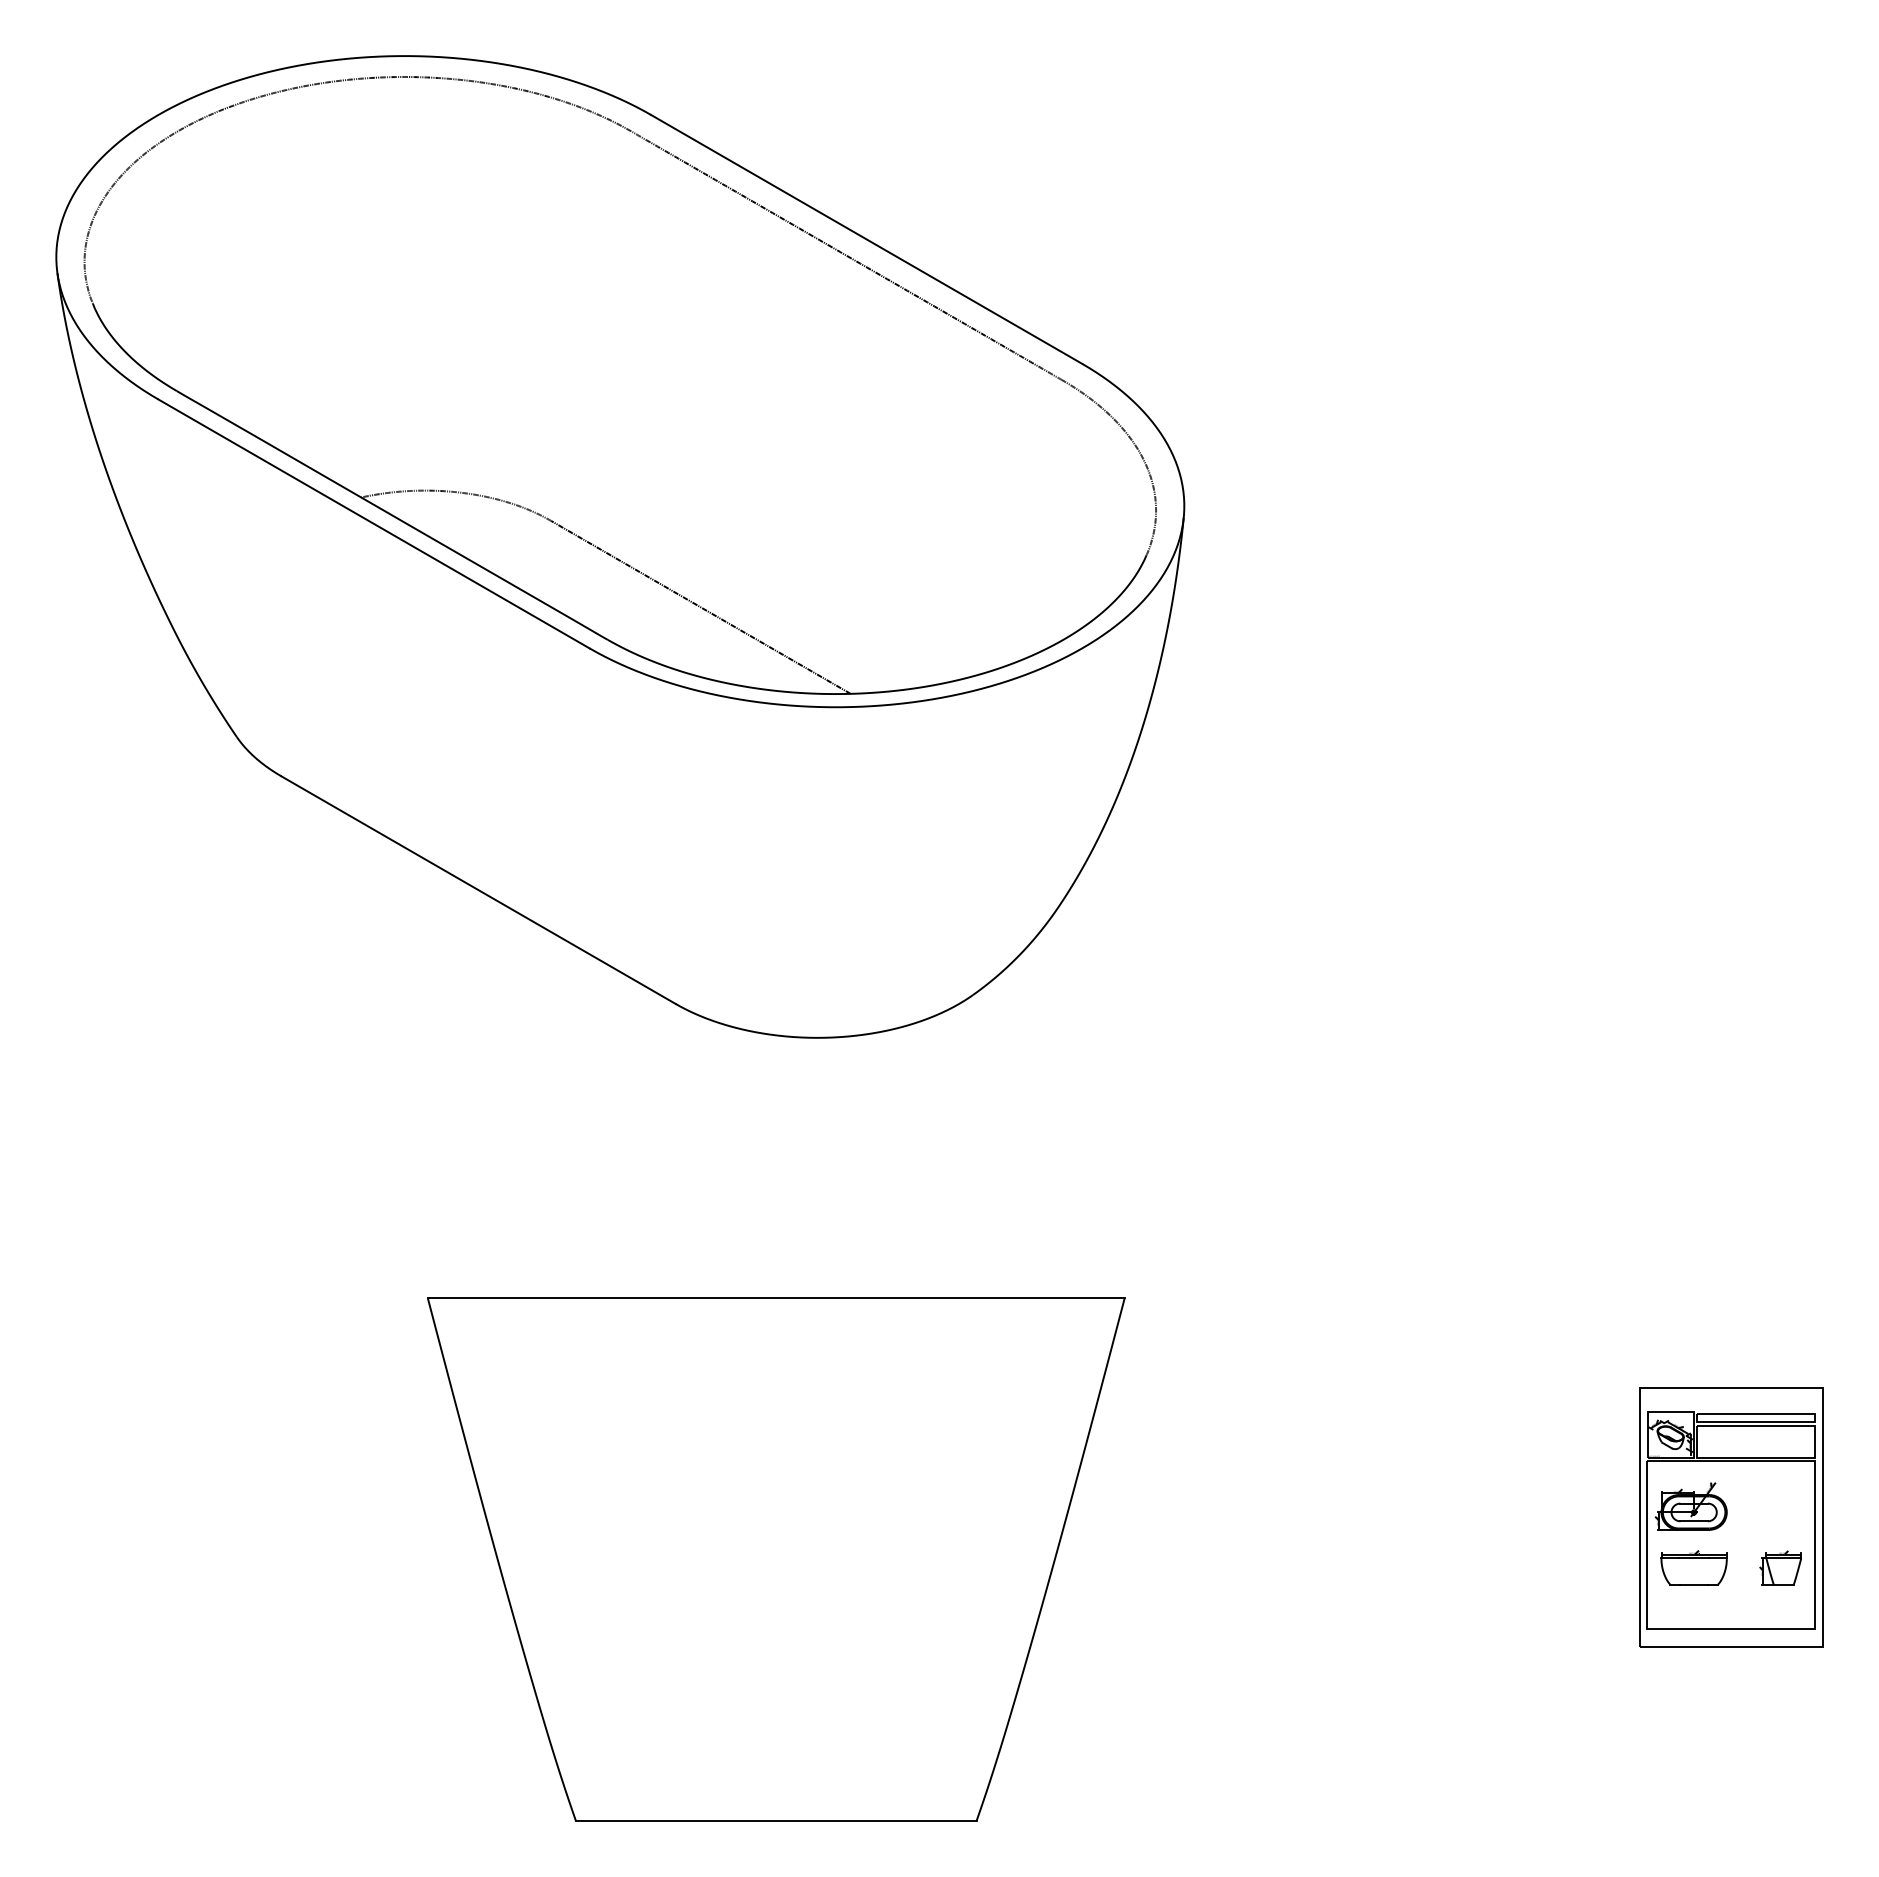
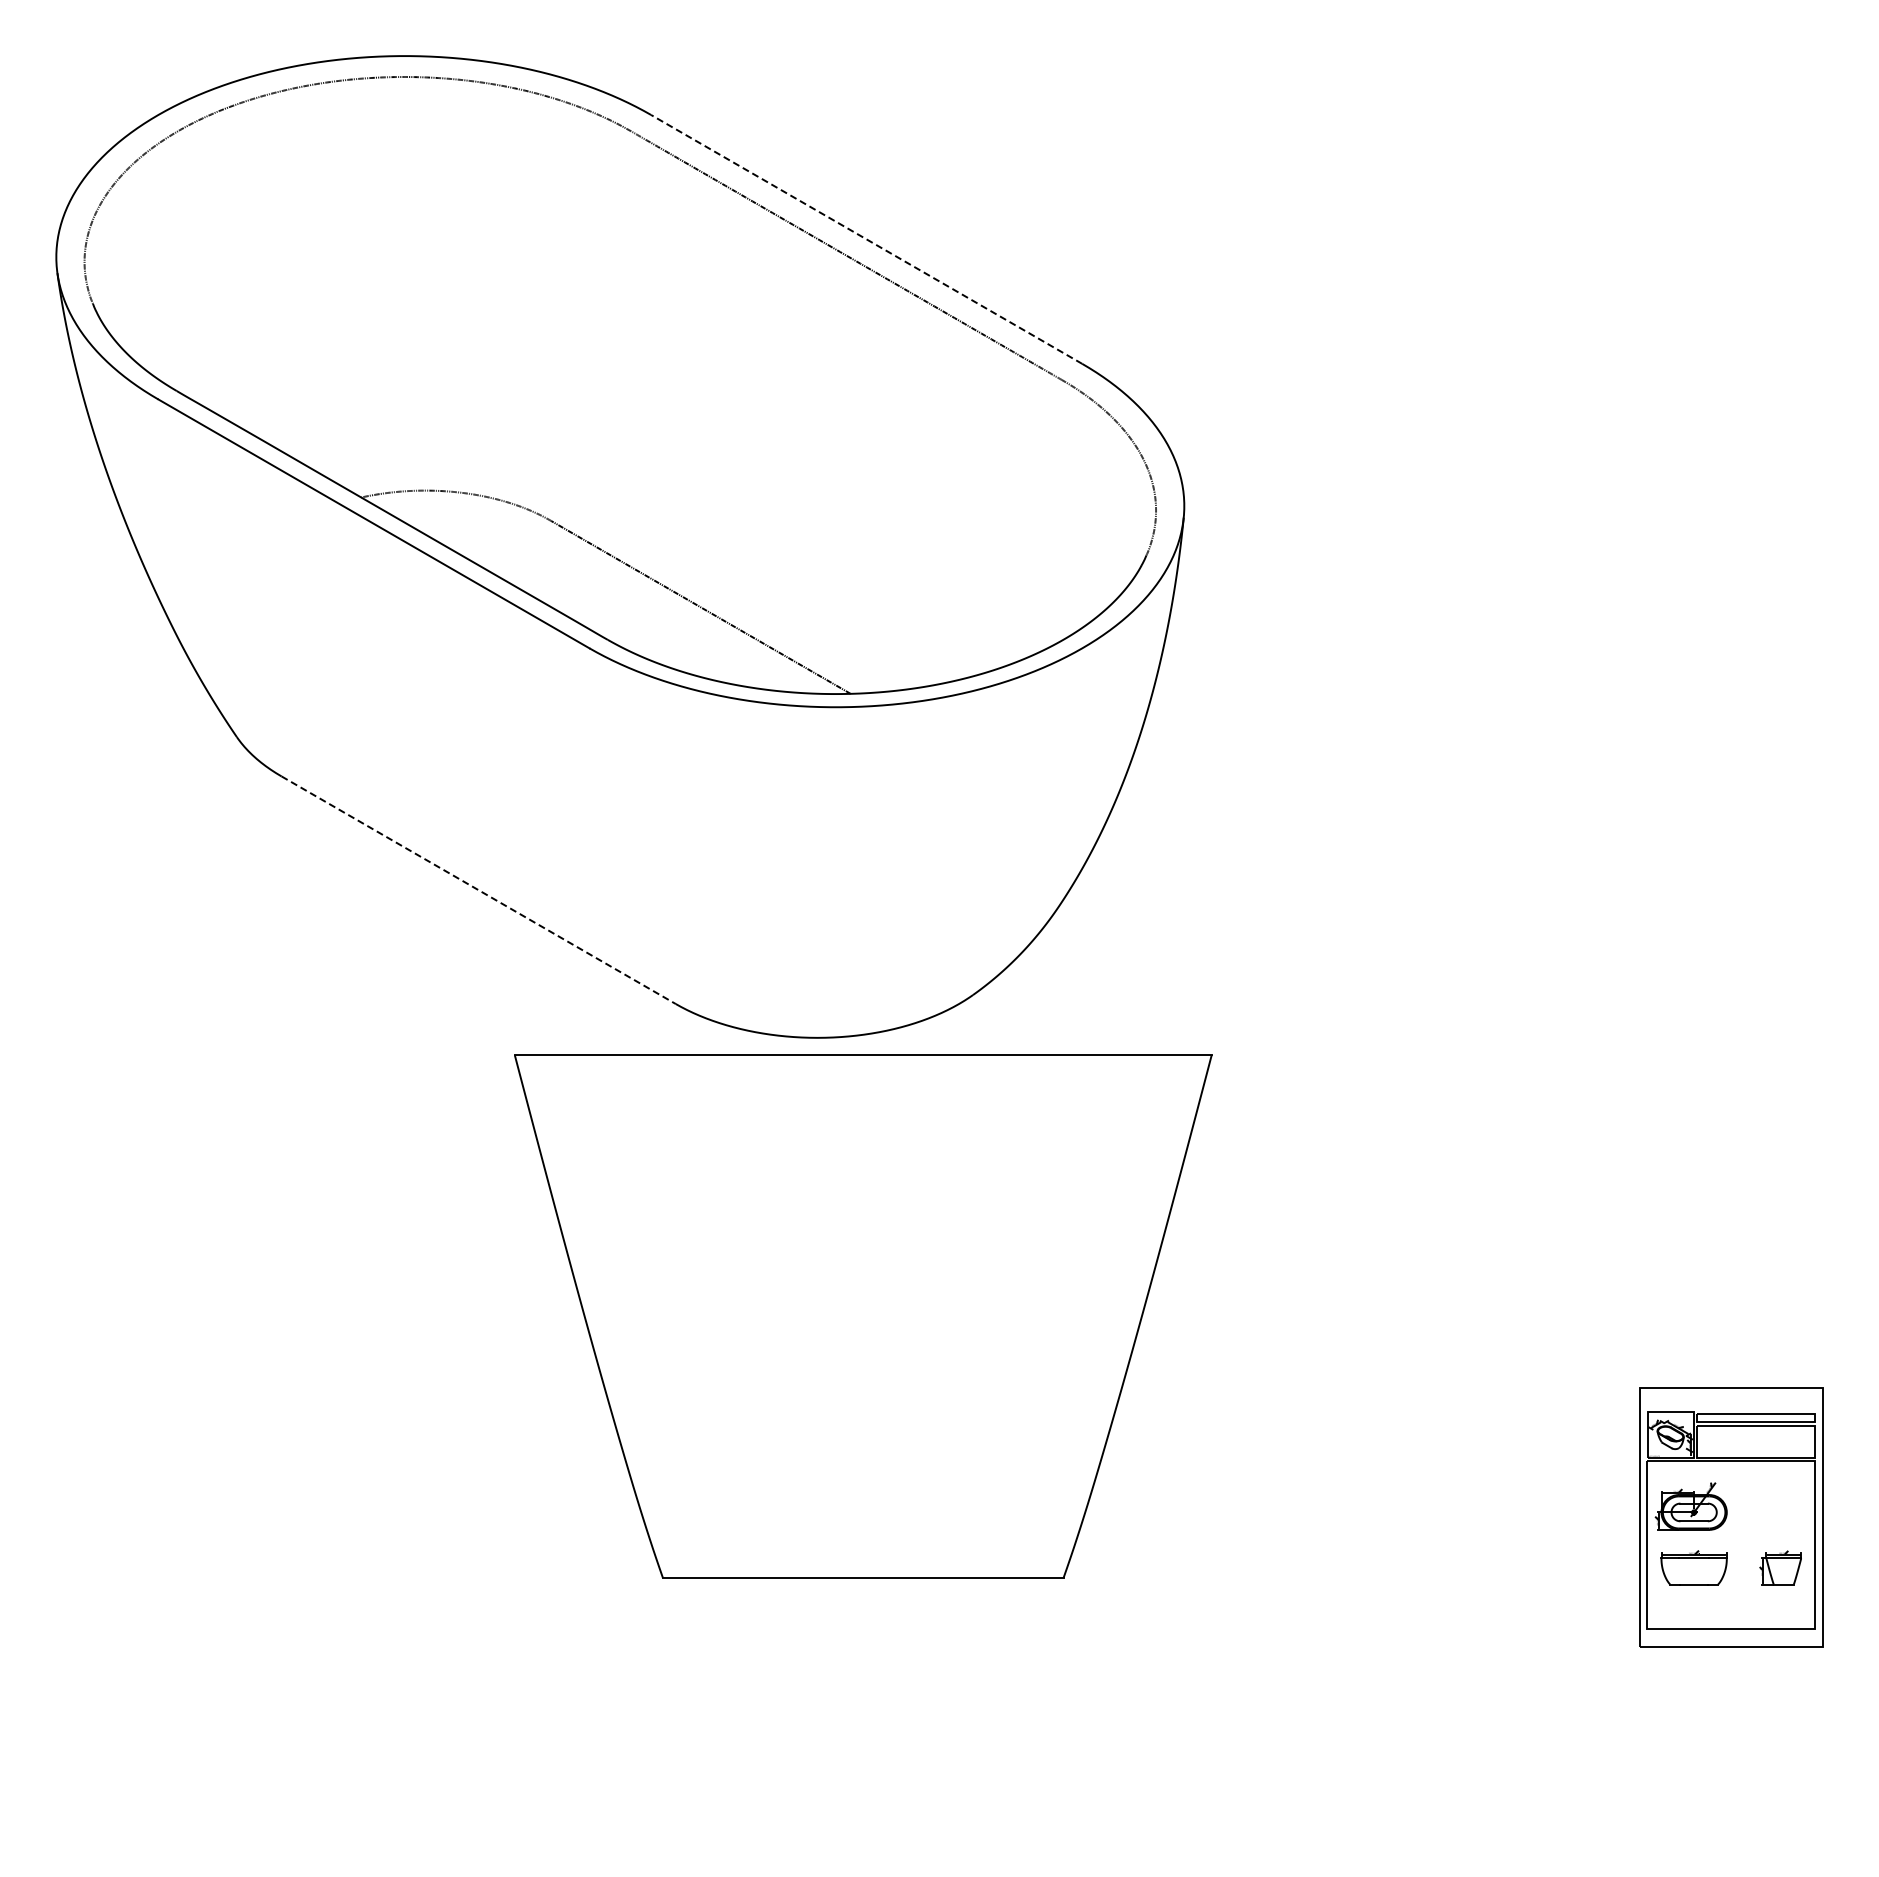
line: solid -> dashed (866, 239)
line: solid -> dashed (478, 890)
part position: (776, 1559) -> (863, 1316) (863, 1316)
